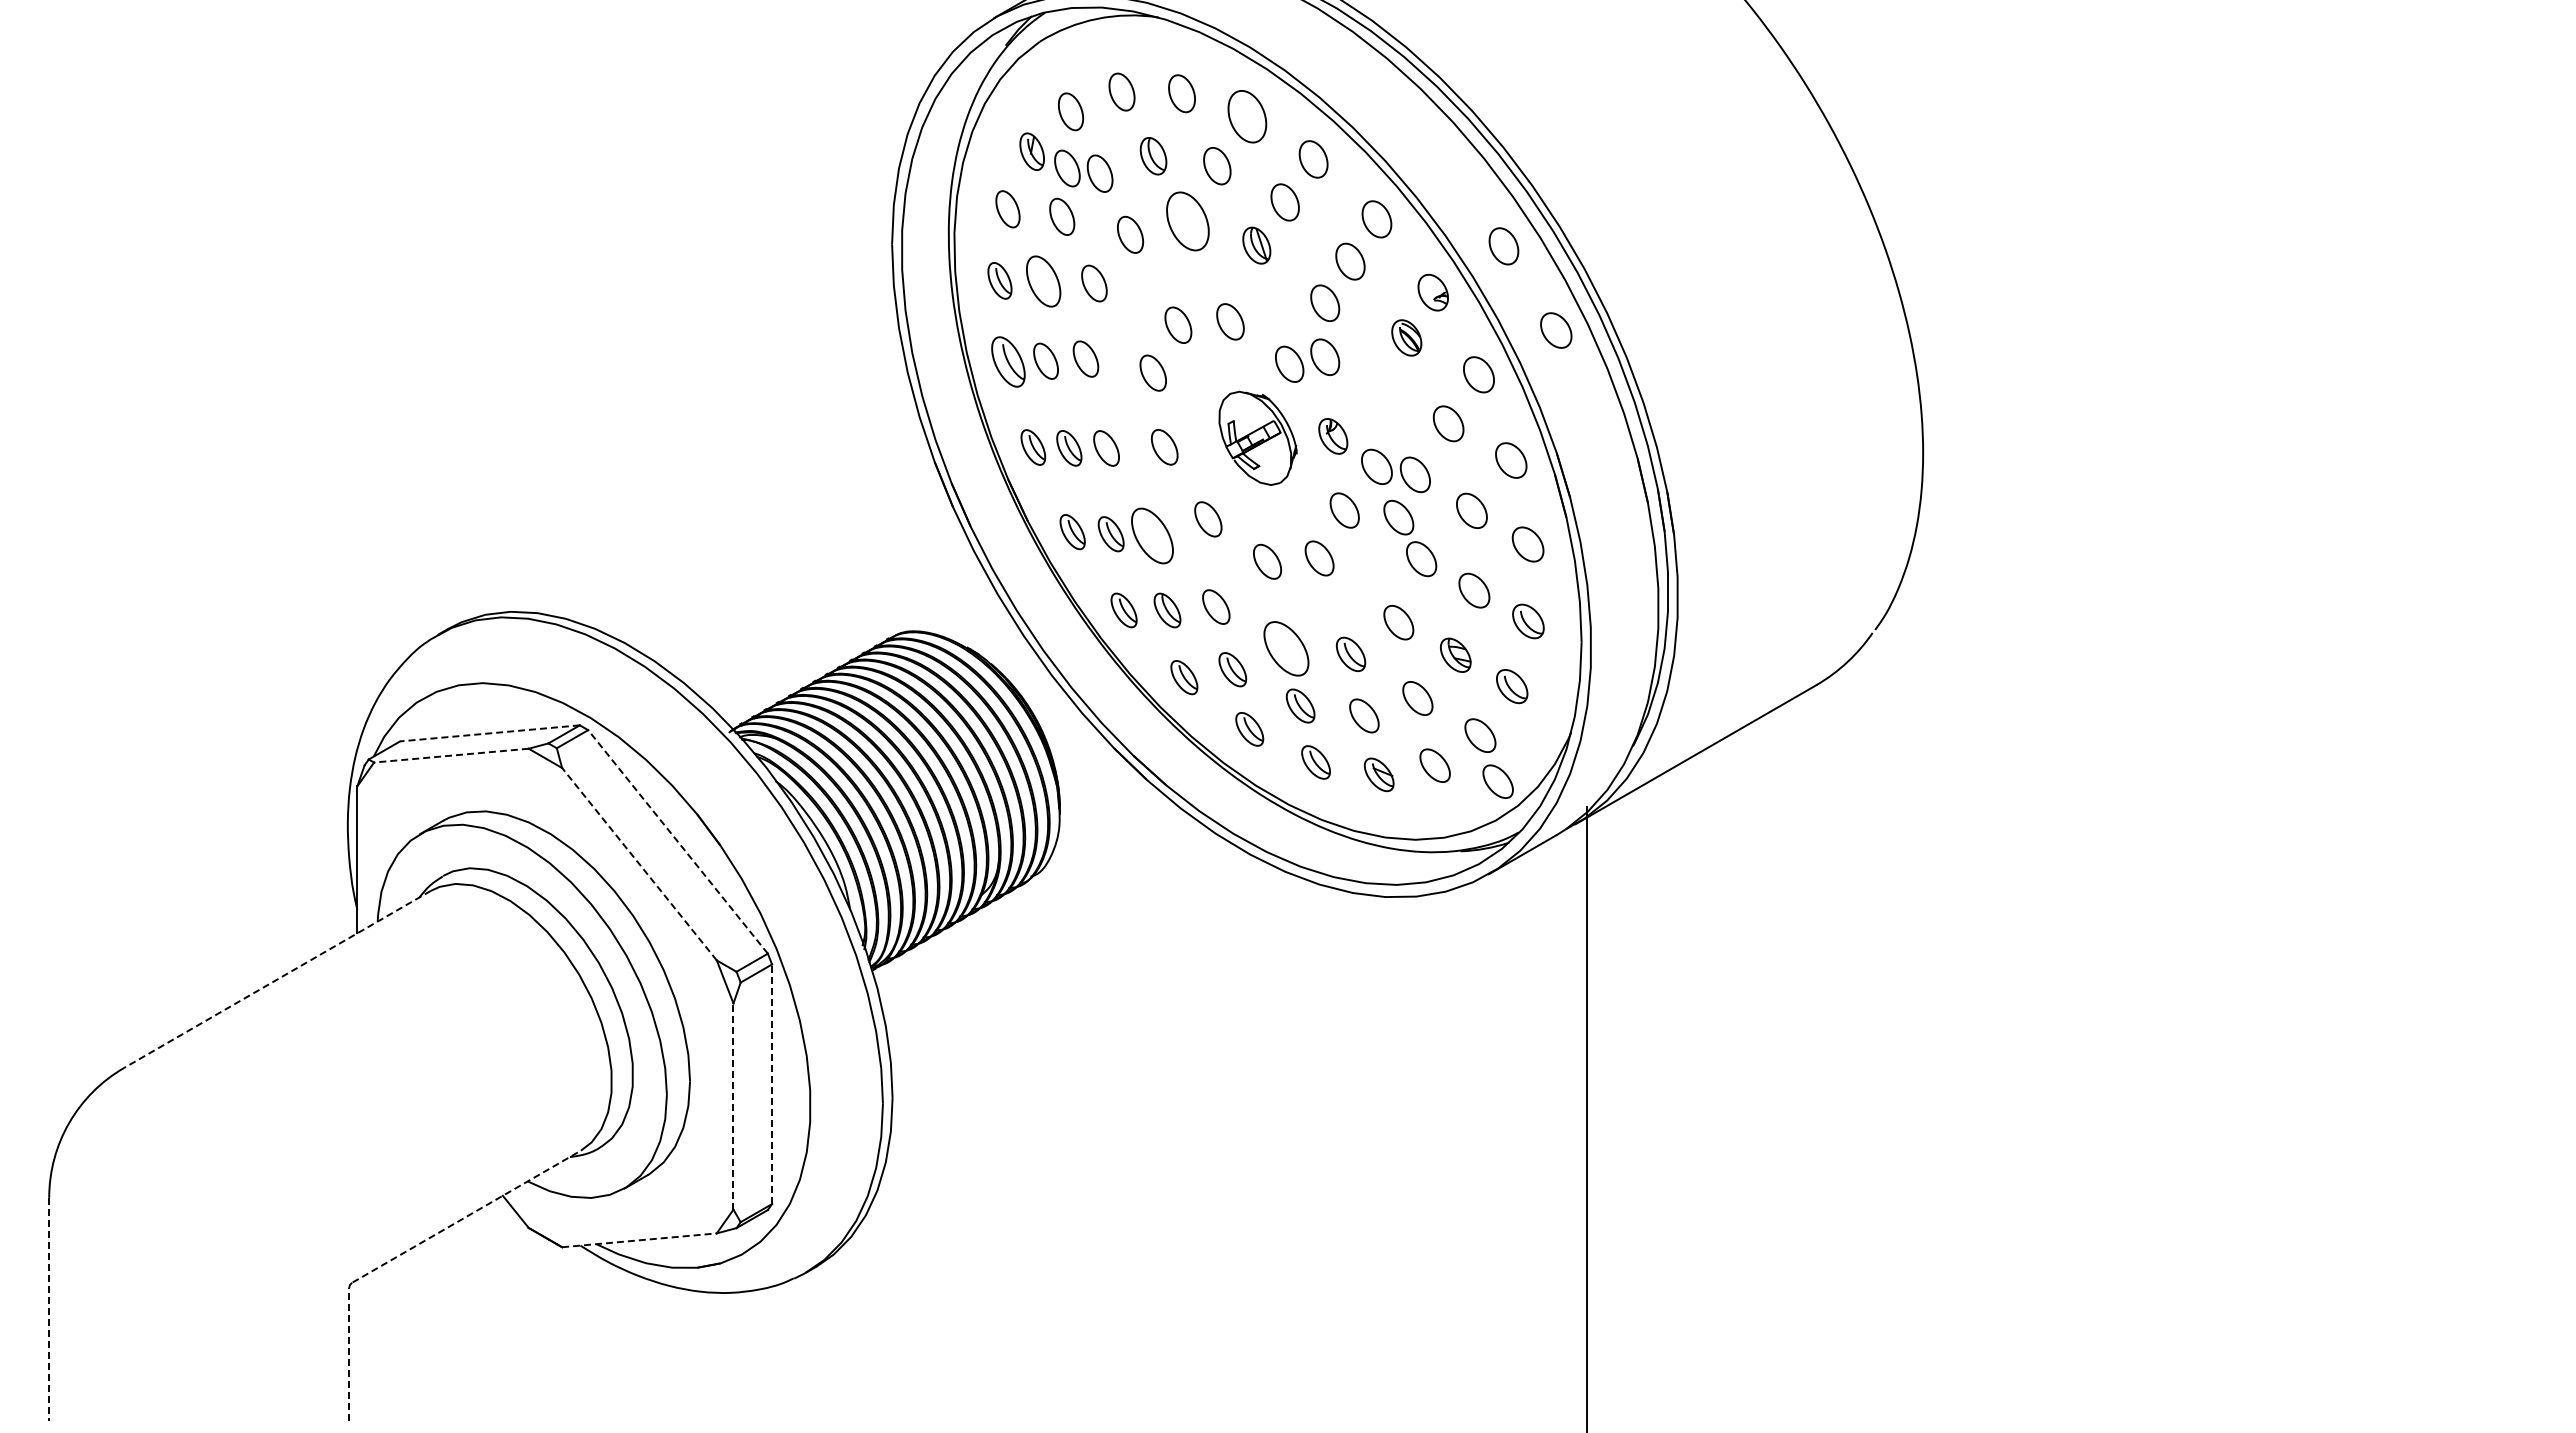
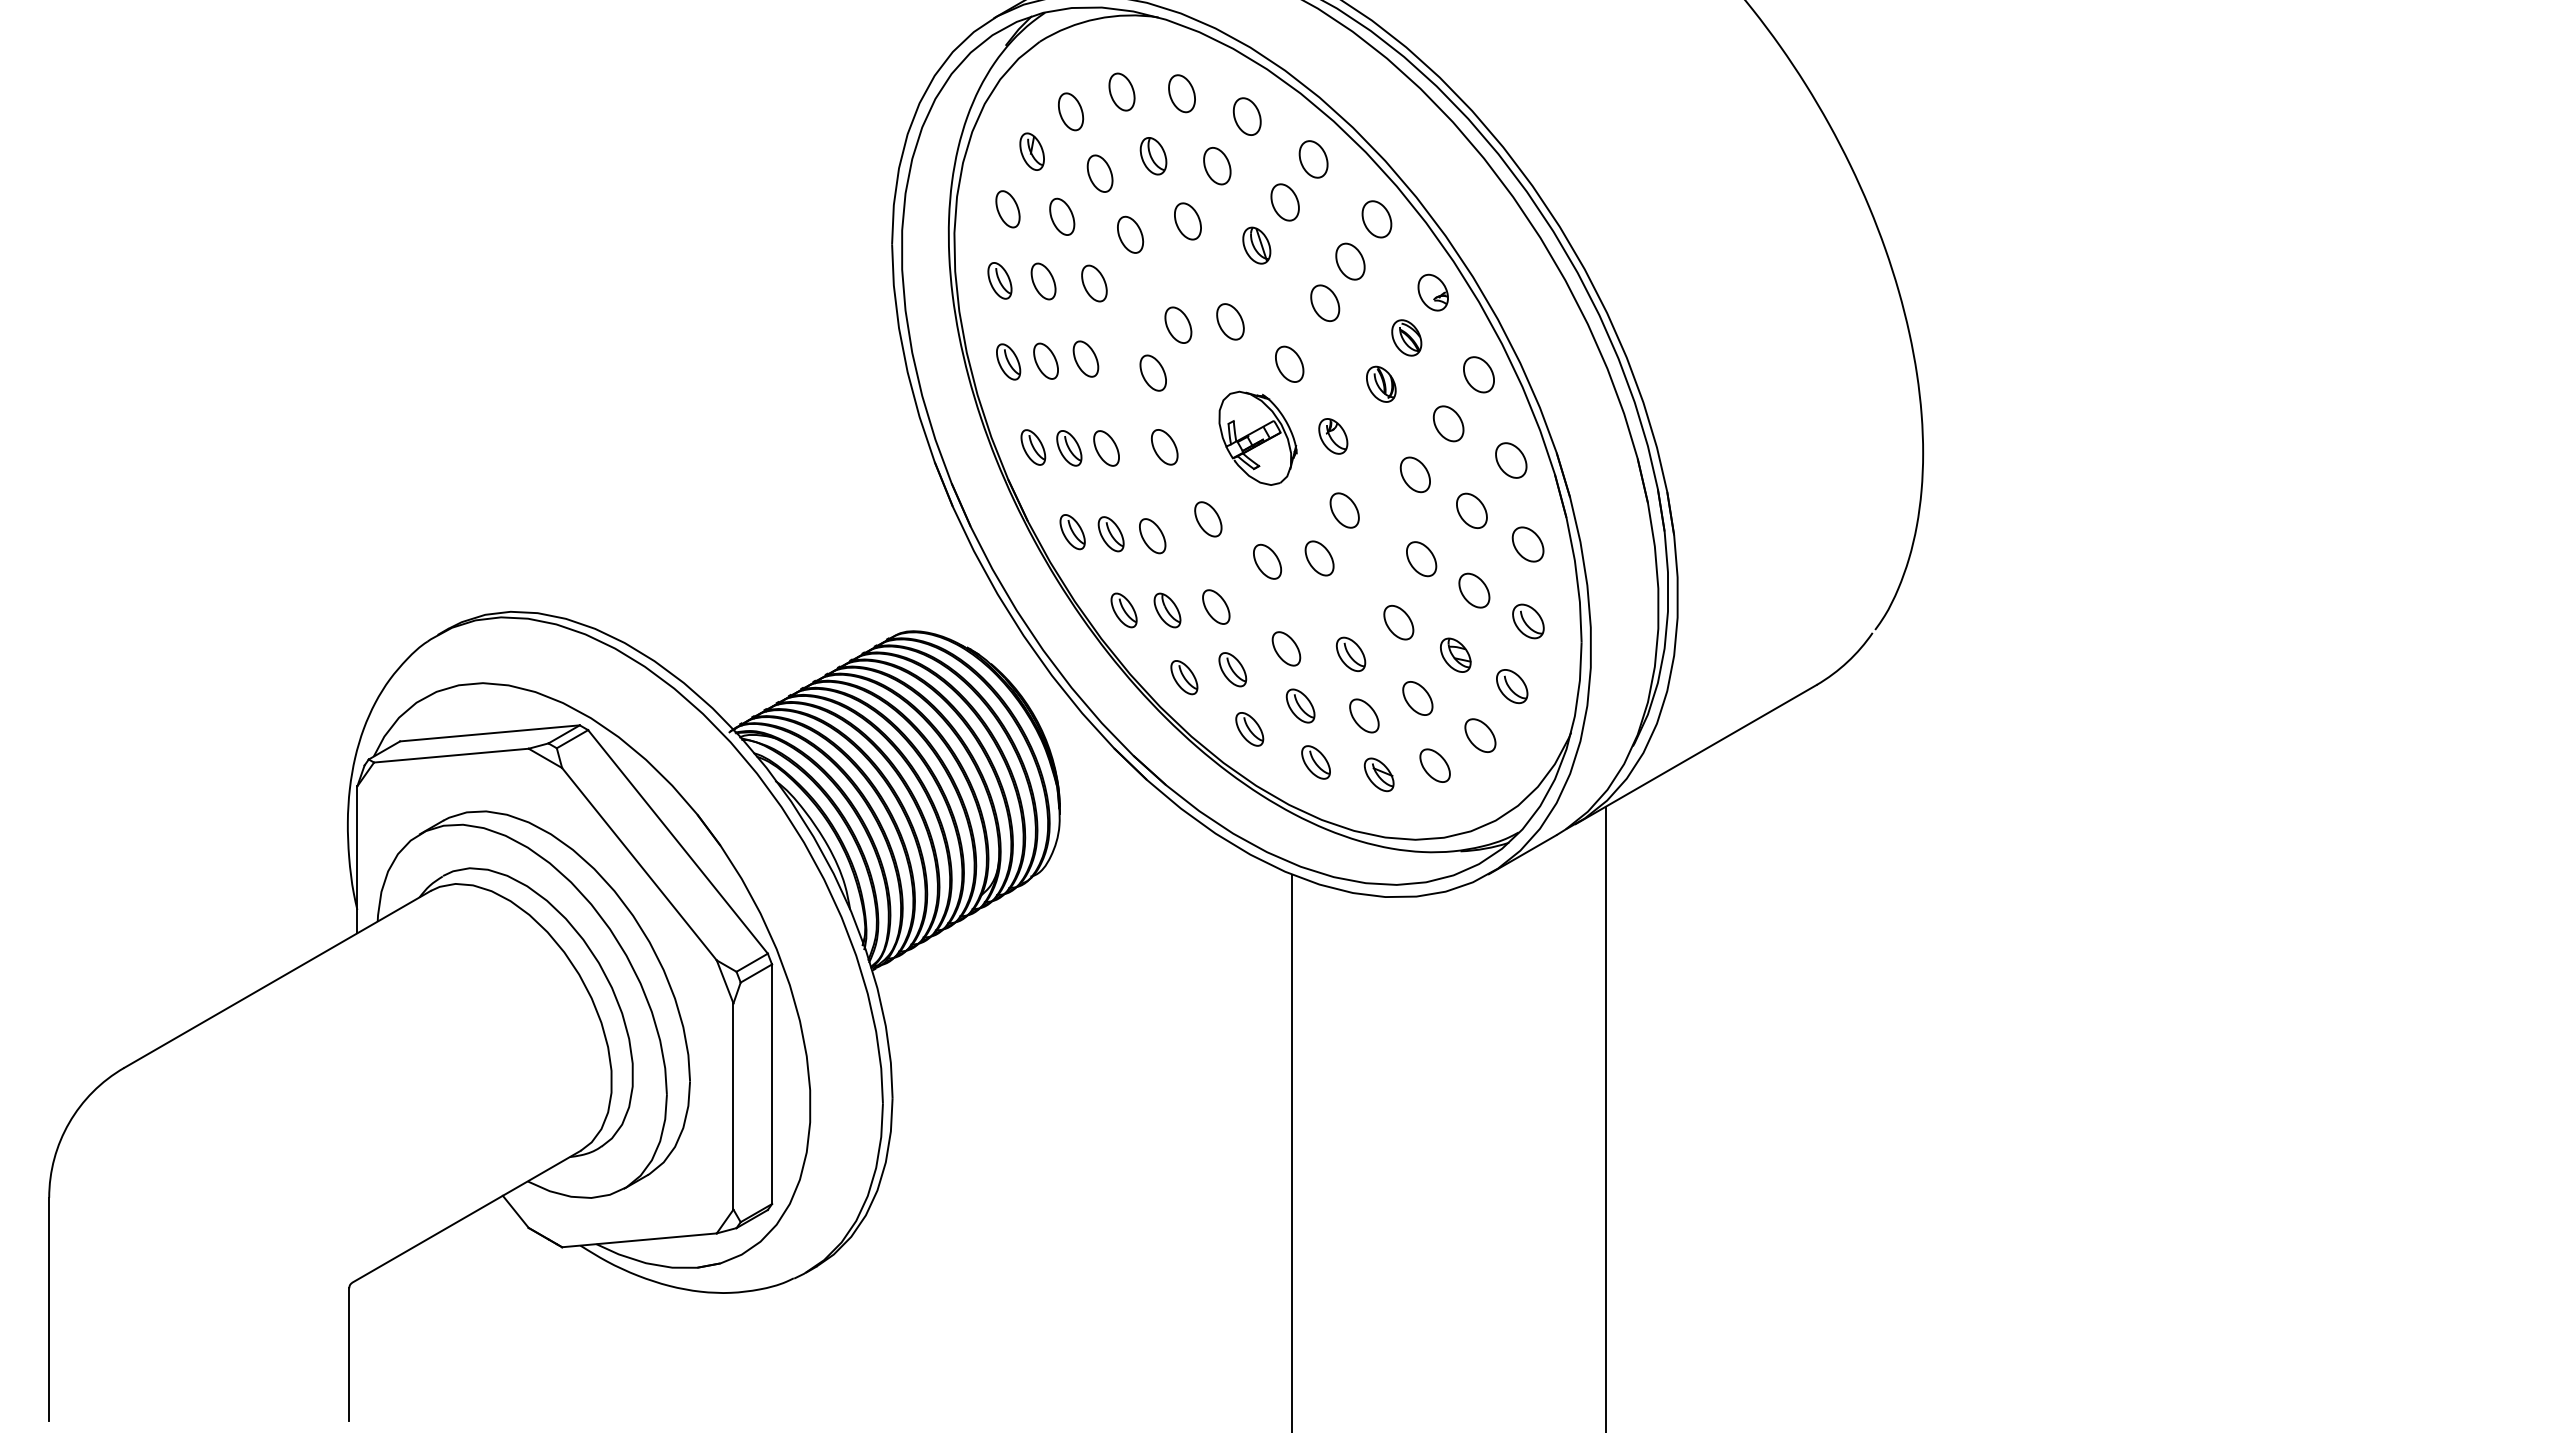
part size: 41x54 px -> 30x39 px (1246, 116)
part: present -> none (1067, 168)
part size: 44x61 px -> 28x39 px (1187, 221)
part: present -> none (1503, 246)
part size: 36x53 px -> 27x39 px (1043, 281)
part: present -> none (1556, 330)
part: present -> none (1325, 356)
part size: 35x52 px -> 26x38 px (1008, 361)
part: none -> present (1381, 383)
part: present -> none (1376, 466)
part: present -> none (1398, 517)
part size: 43x58 px -> 28x37 px (1152, 536)
part size: 47x56 px -> 31x36 px (1286, 648)
line: dashed -> solid (489, 733)
line: dashed -> solid (451, 755)
part: present -> none (1497, 781)
line: dashed -> solid (677, 841)
line: dashed -> solid (639, 863)
line: dashed -> solid (277, 979)
line: dashed -> solid (772, 1084)
line: dashed -> solid (733, 1106)
line position: (1586, 1117) -> (1605, 1117) (1605, 1117)
line: none -> present (1292, 1151)
line: dashed -> solid (466, 1216)
line: dashed -> solid (639, 1240)
line: dashed -> solid (49, 1309)
line: dashed -> solid (349, 1353)
